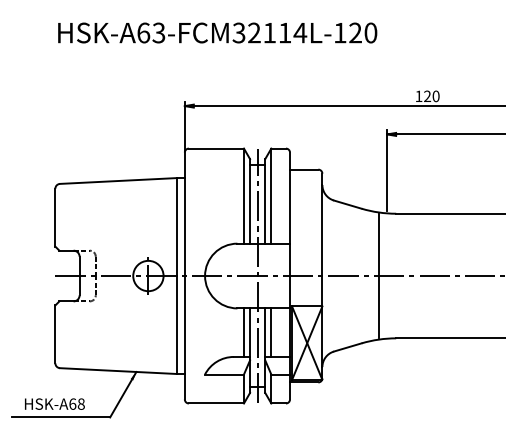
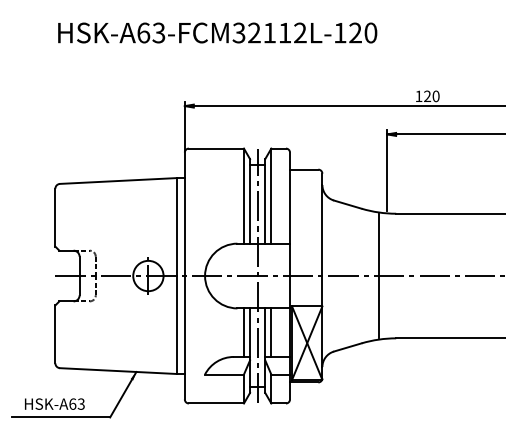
text: HSK-A63-FCM32114L-120 -> HSK-A63-FCM32112L-120 (300, 32)
text: HSK-A68 -> HSK-A63 (80, 403)
